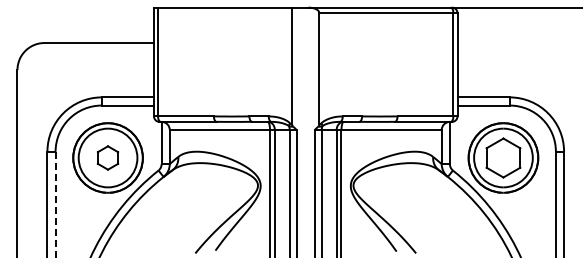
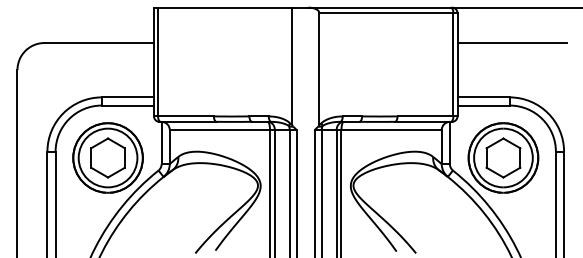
line: none -> present (511, 43)
part size: 24x26 px -> 36x42 px (107, 157)
line: dashed -> solid (55, 204)
